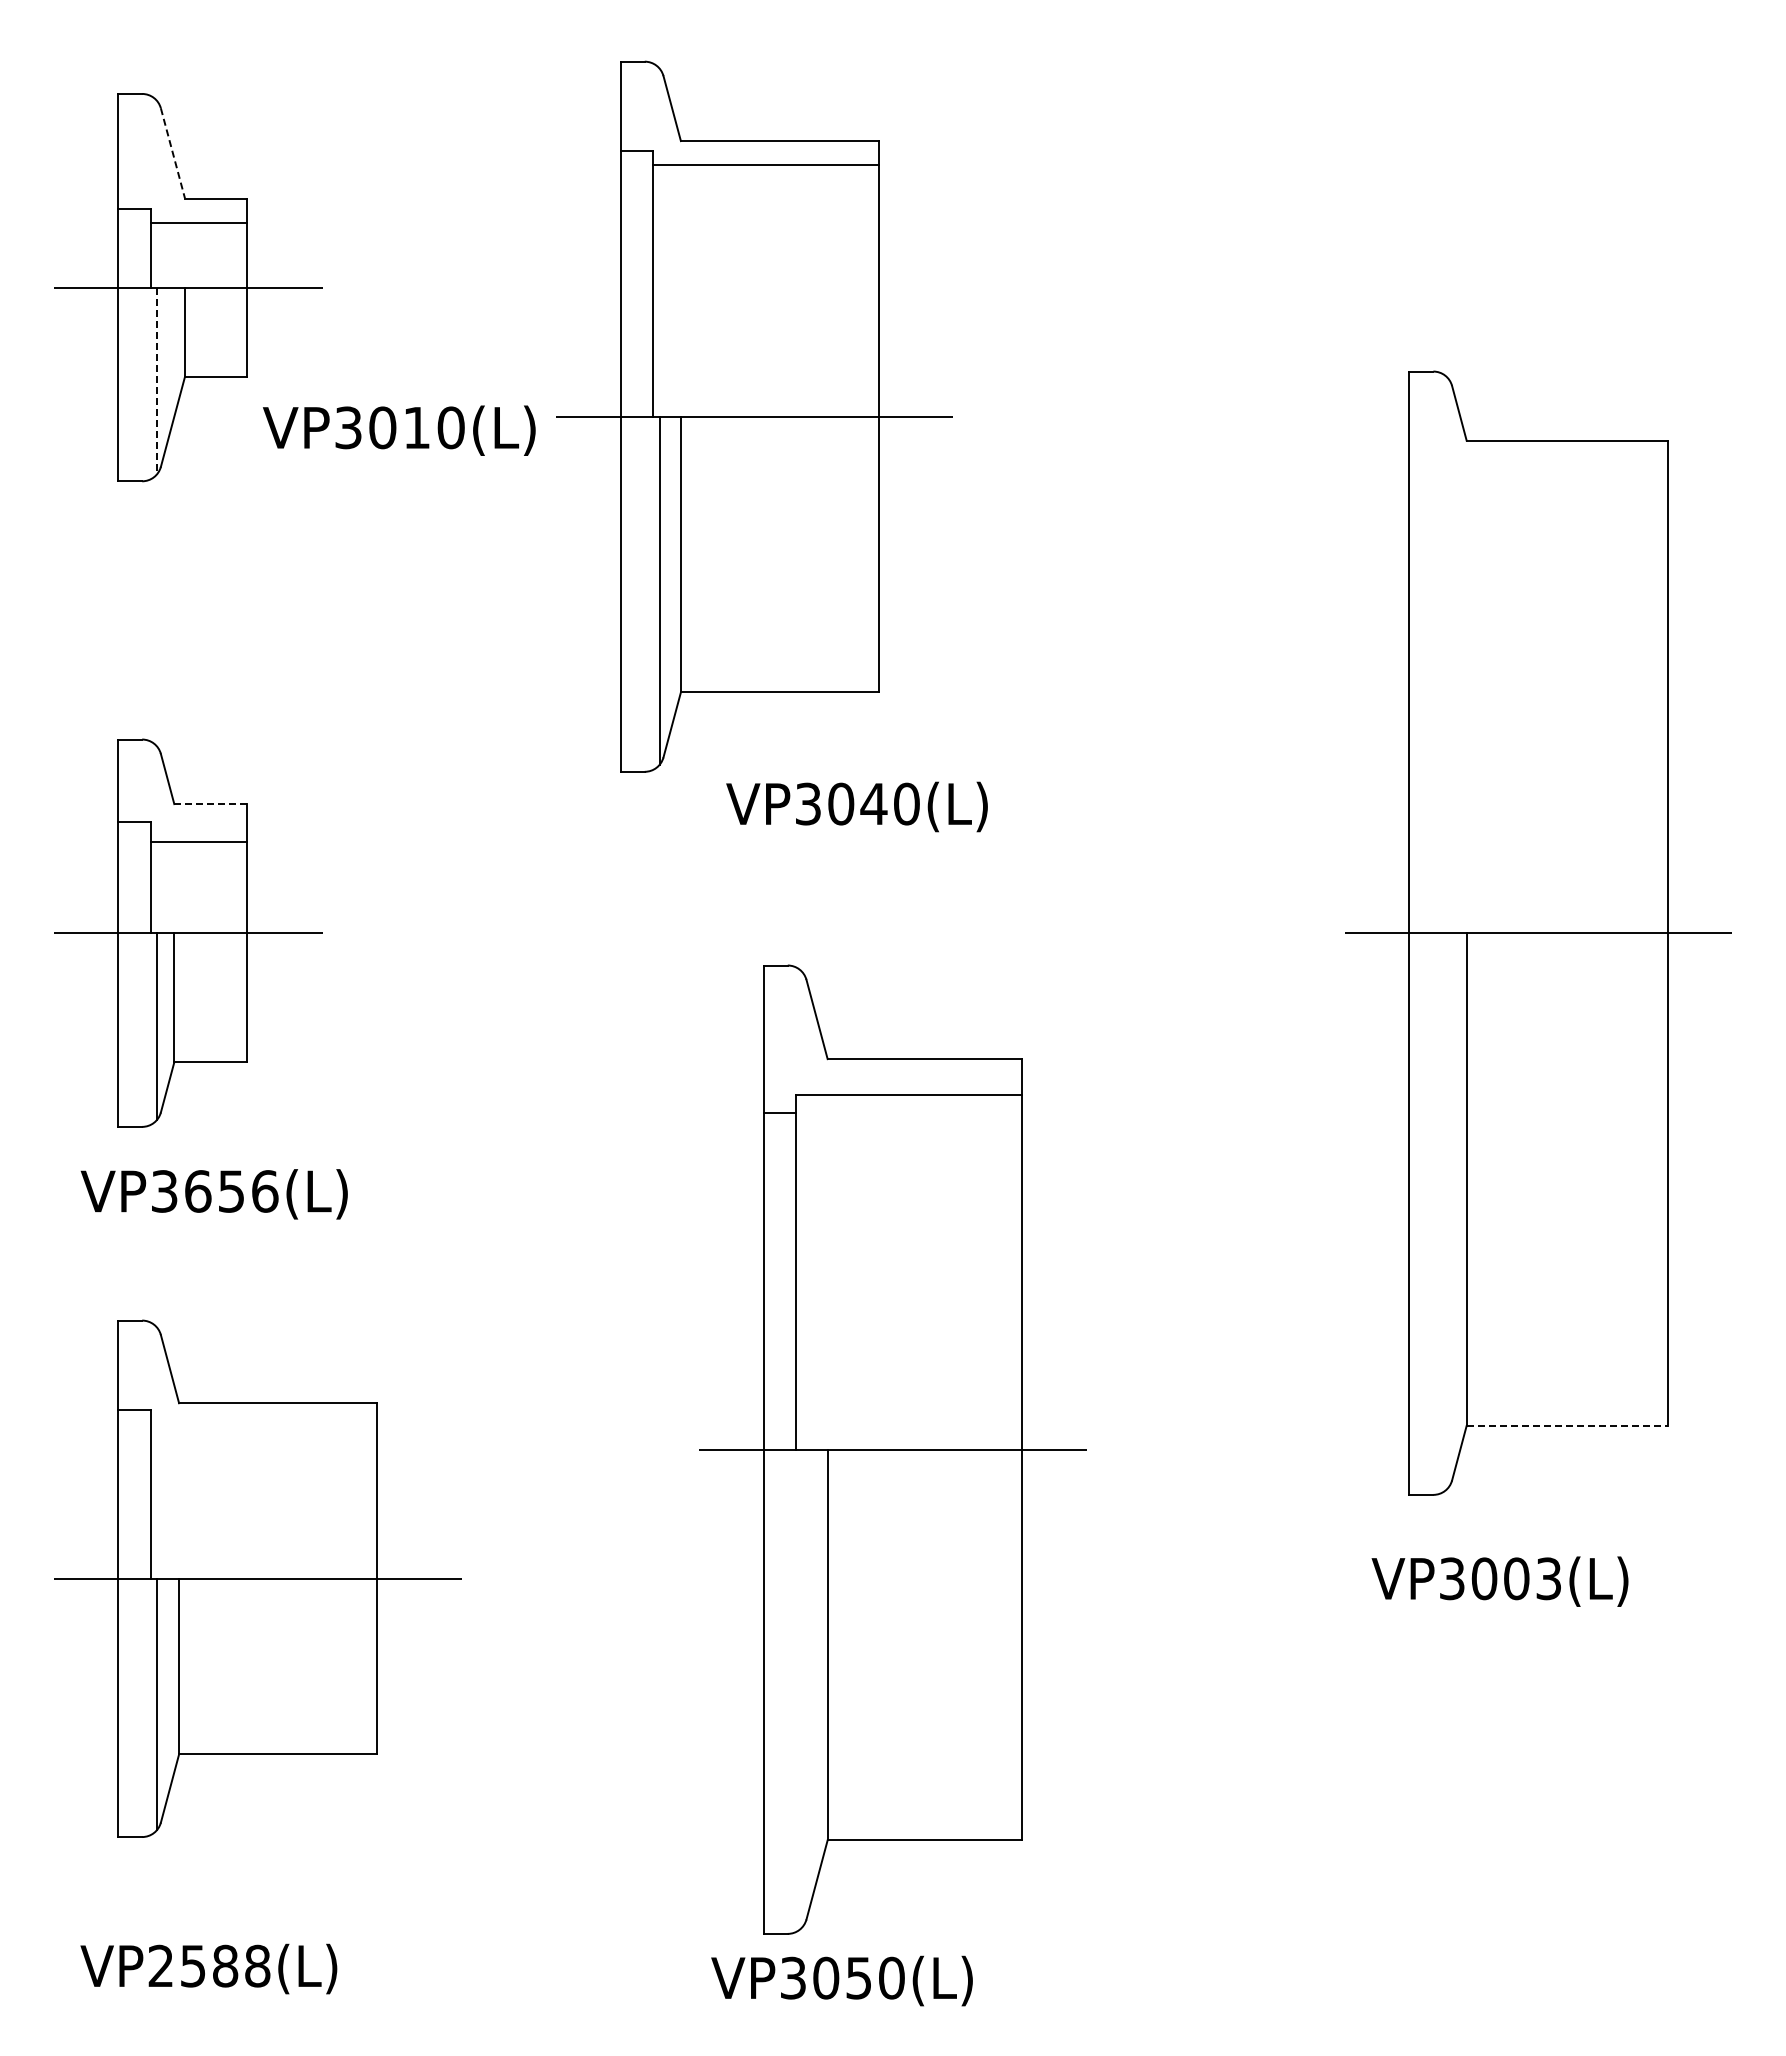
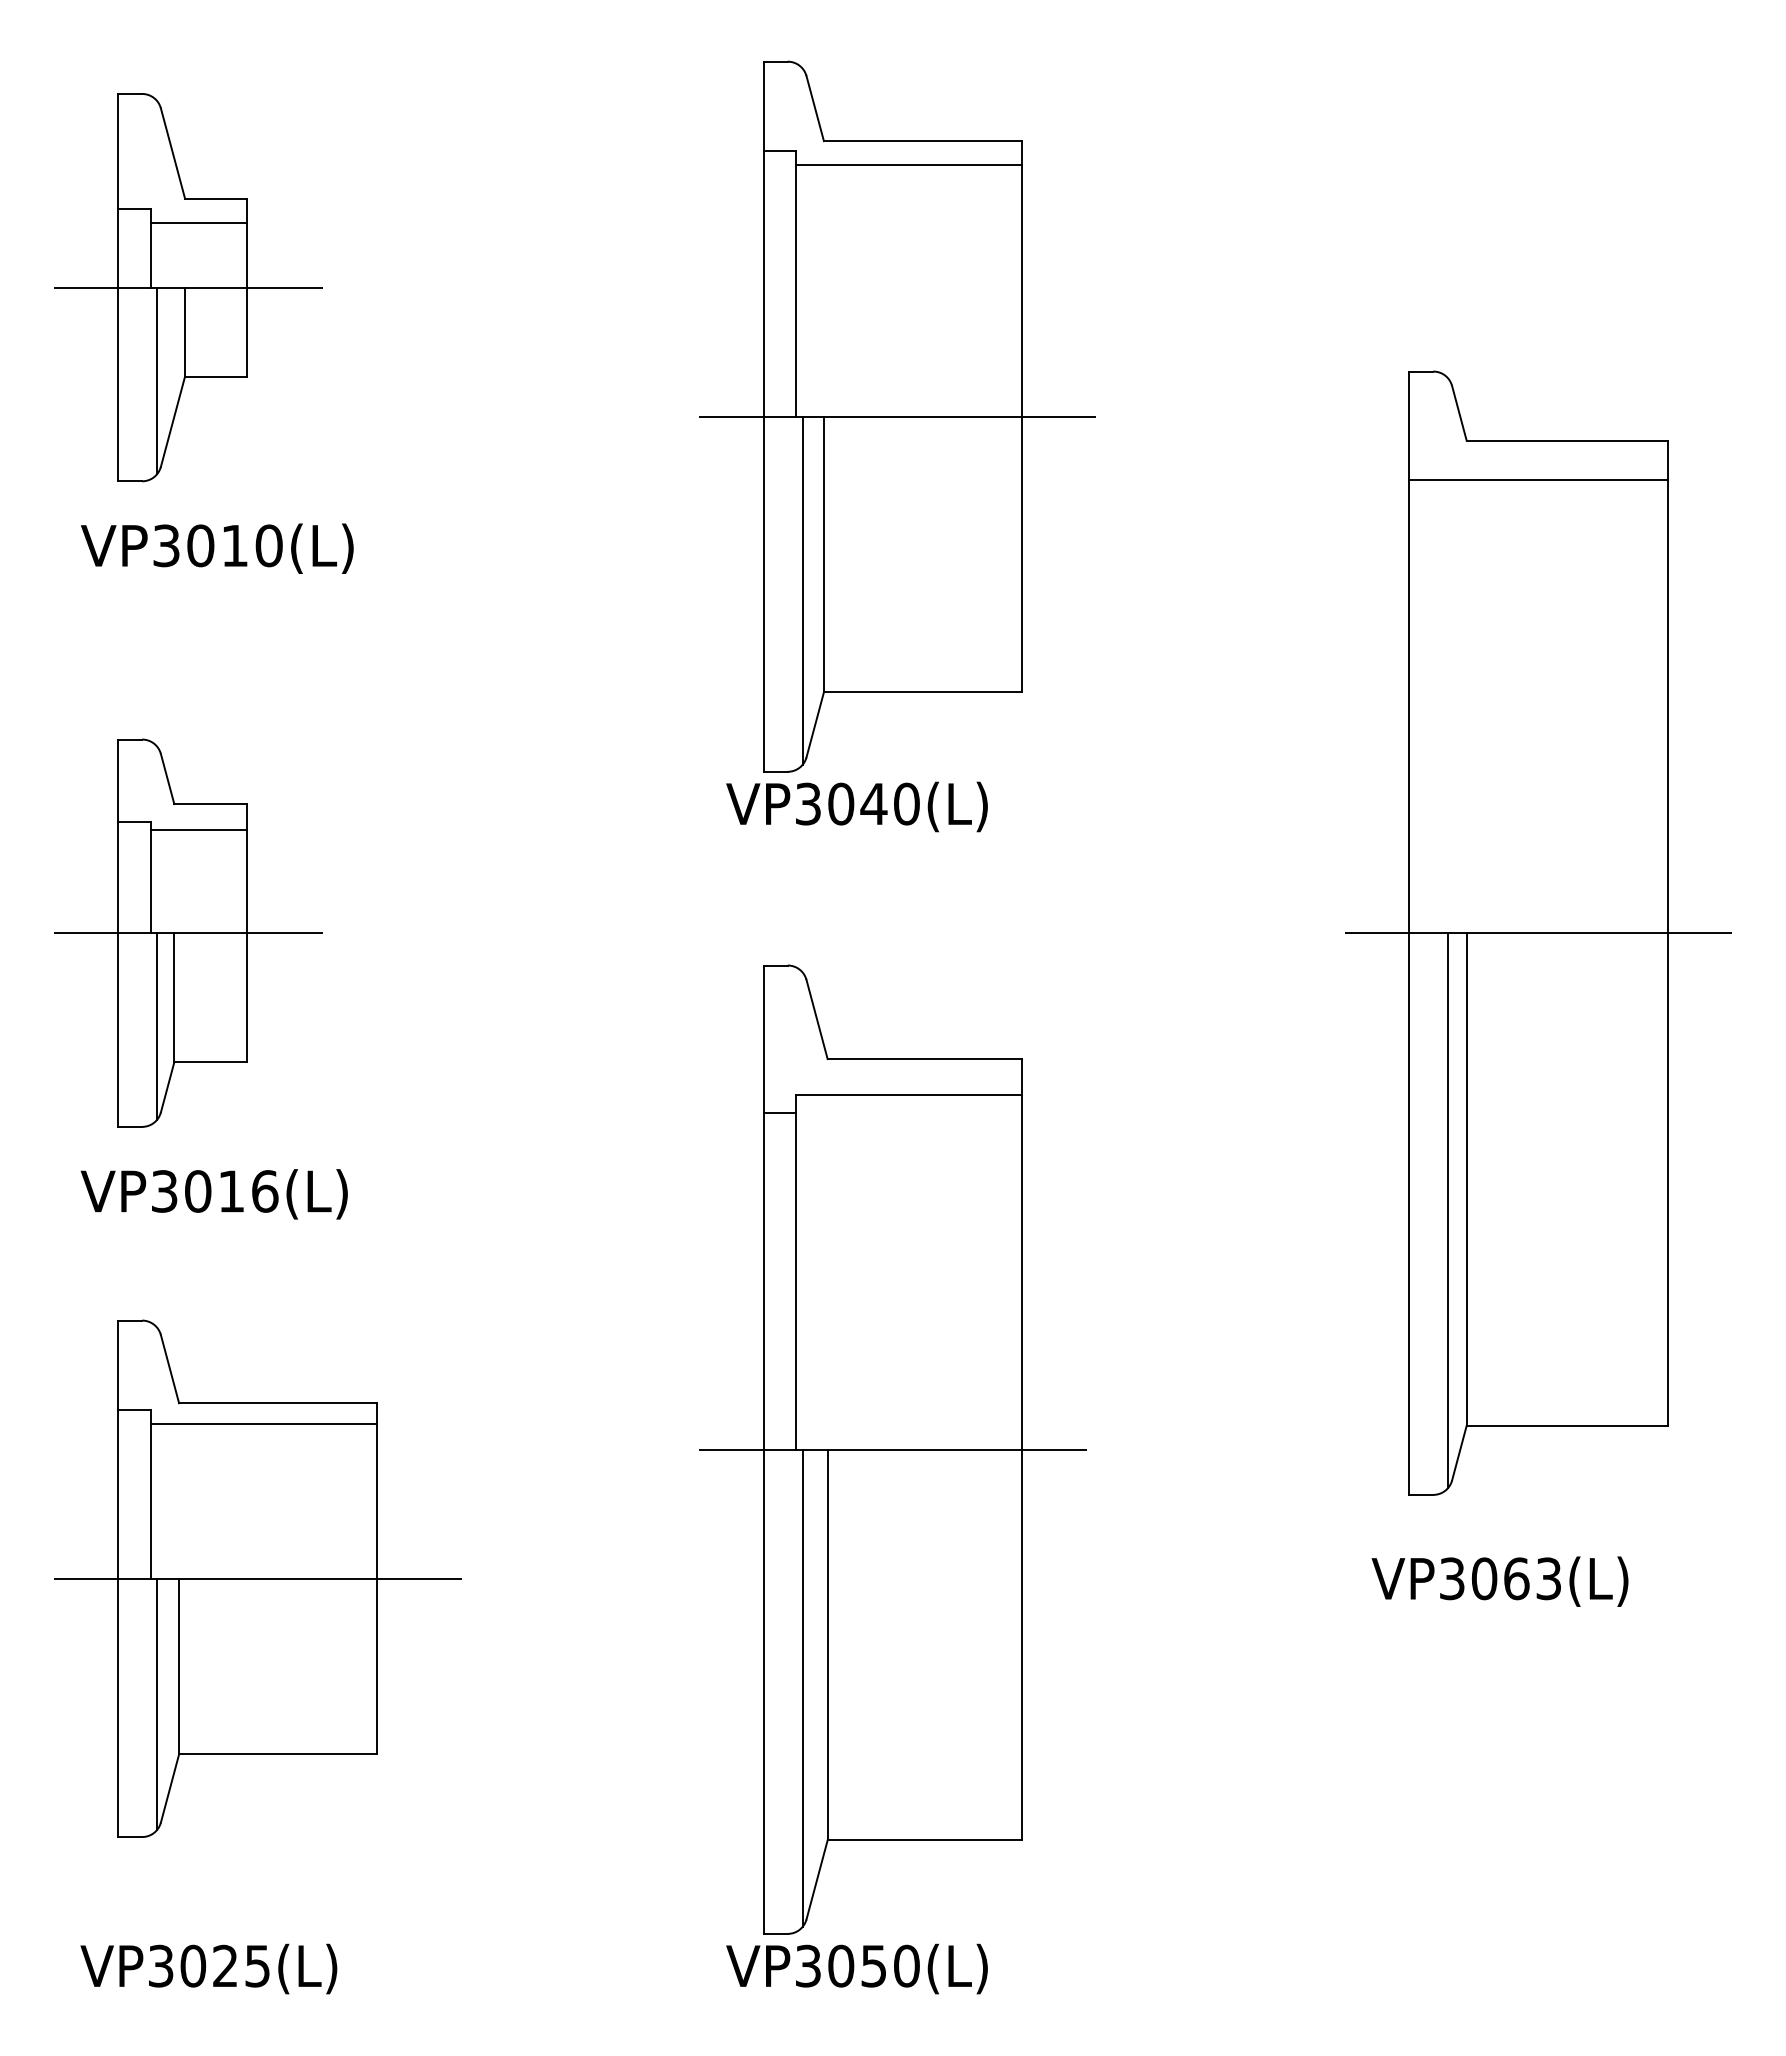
line: dashed -> solid (172, 153)
line: dashed -> solid (157, 381)
part position: (754, 416) -> (897, 416) (897, 416)
text position: (399, 430) -> (217, 548) (217, 548)
line: none -> present (1538, 480)
line: dashed -> solid (210, 804)
line position: (198, 841) -> (198, 829) (198, 829)
text: VP3656(L) -> VP3016(L) (214, 1191)
line: none -> present (1448, 1210)
line: none -> present (263, 1423)
line: dashed -> solid (1567, 1425)
text: VP3003(L) -> VP3063(L) (1516, 1578)
line: none -> present (802, 1687)
text: VP2588(L) -> VP3025(L) (209, 1965)
text position: (841, 1980) -> (856, 1968) (856, 1968)
